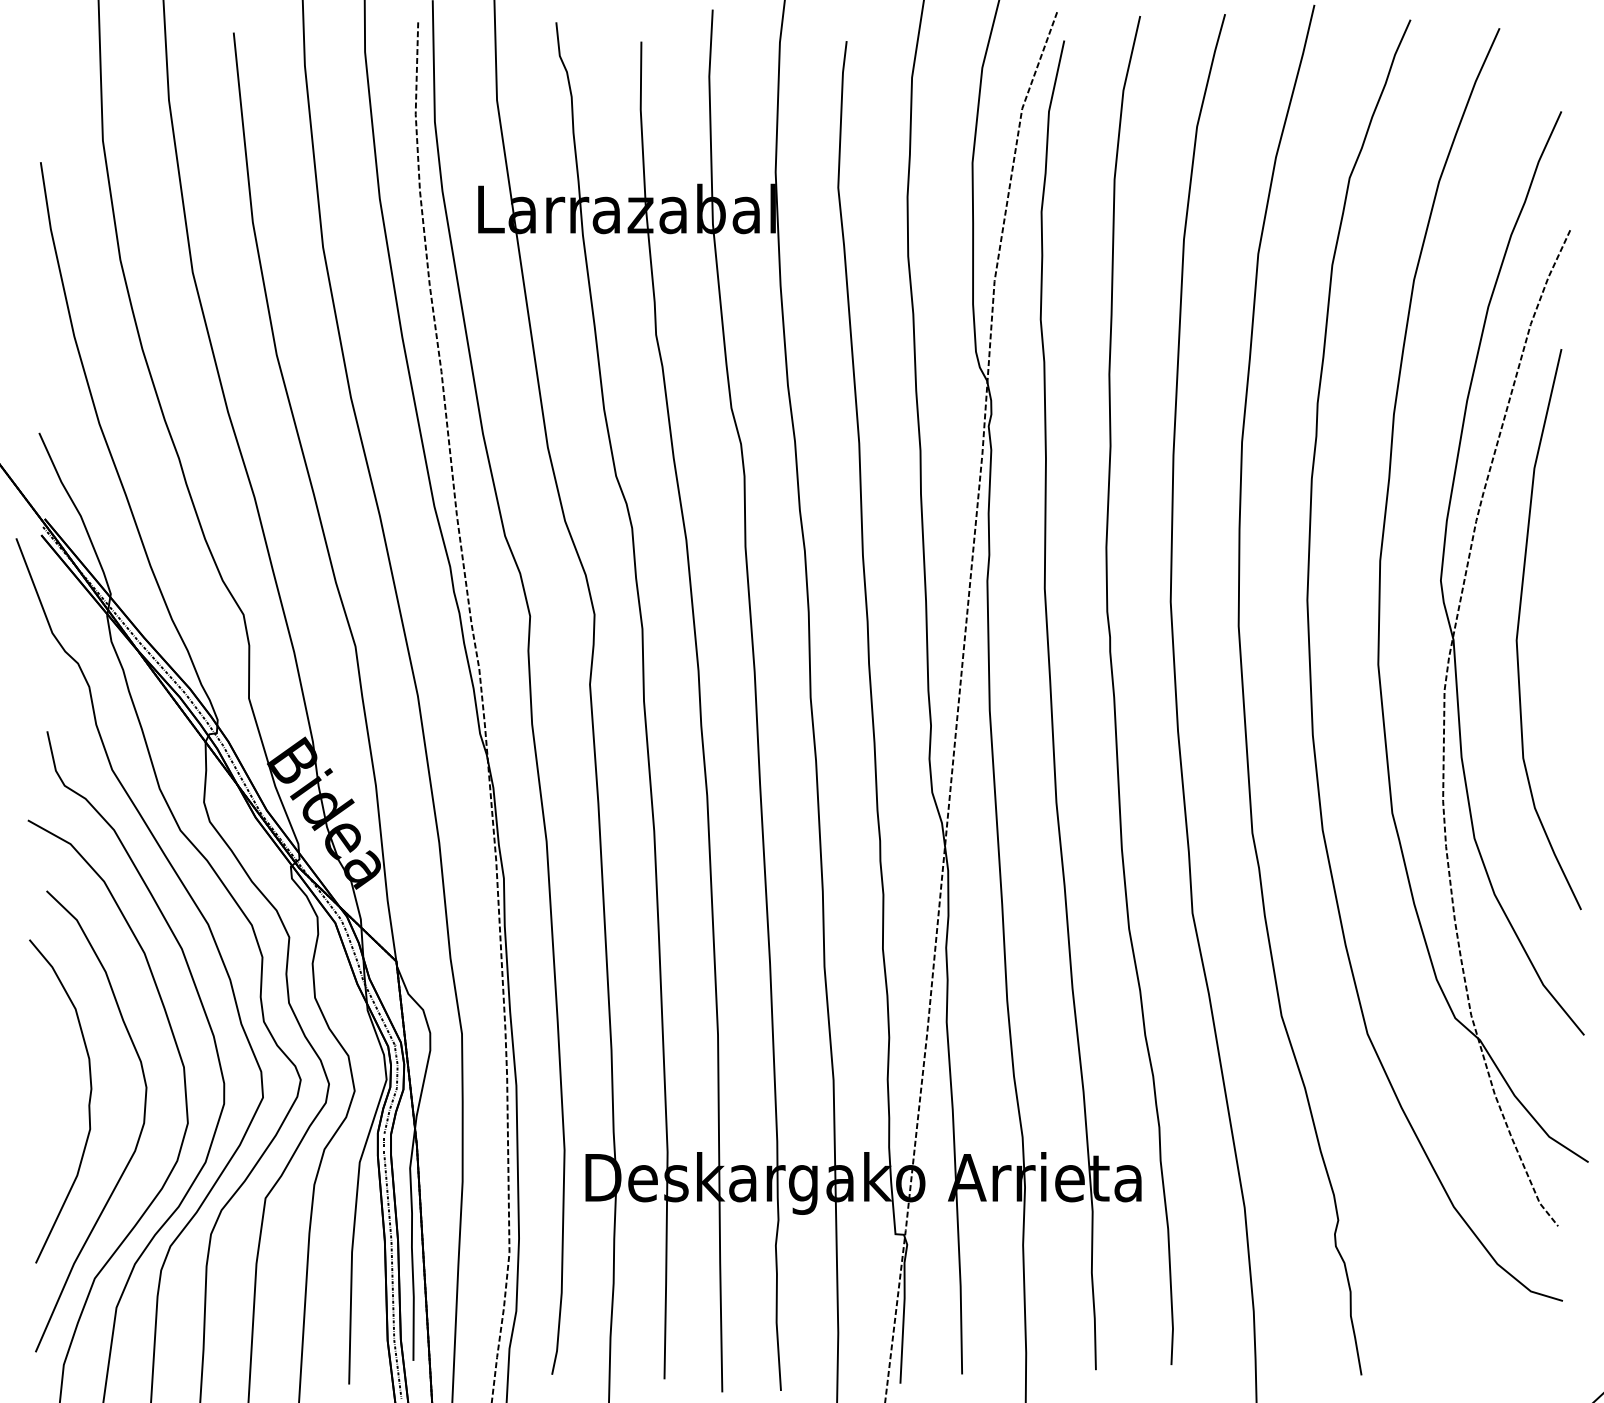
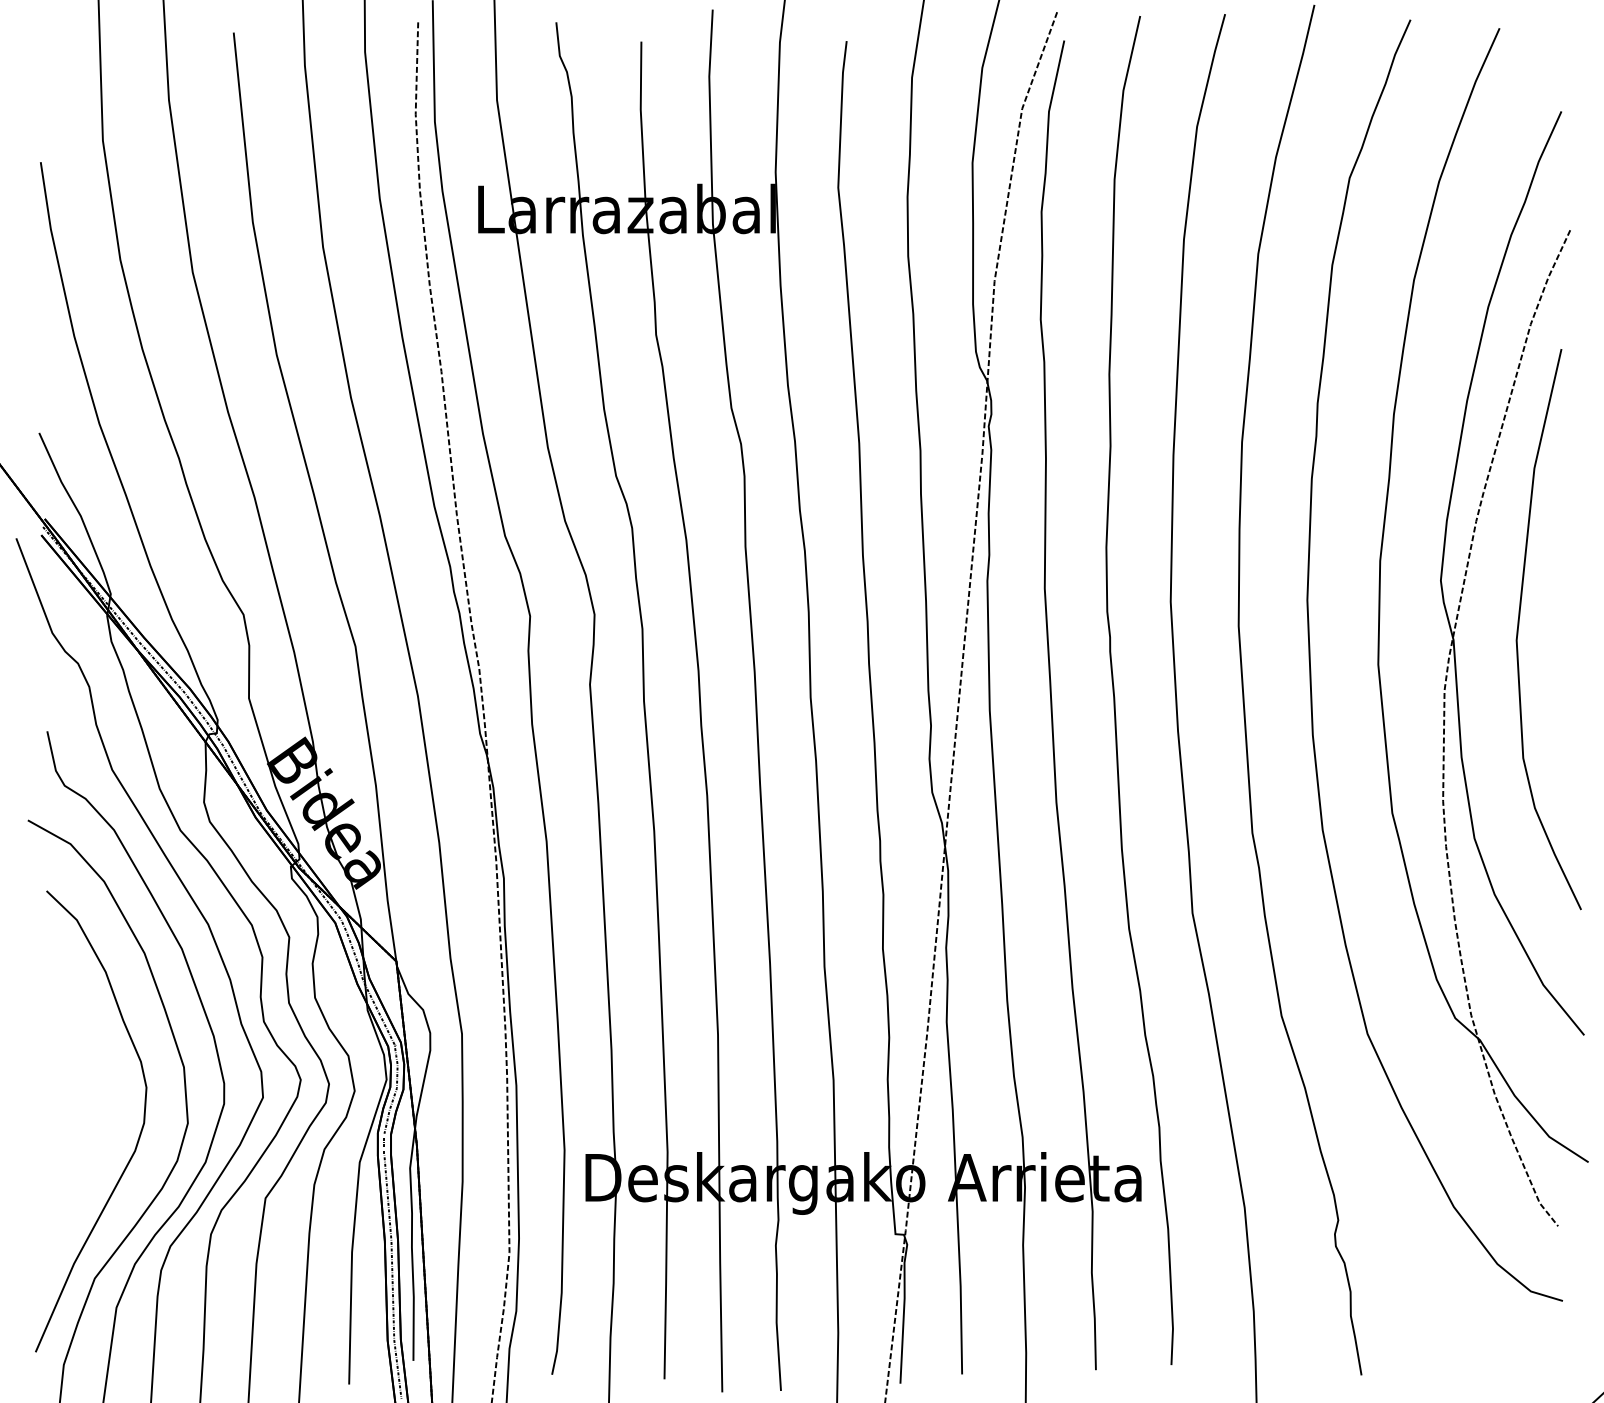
part: present -> none (88, 1101)
